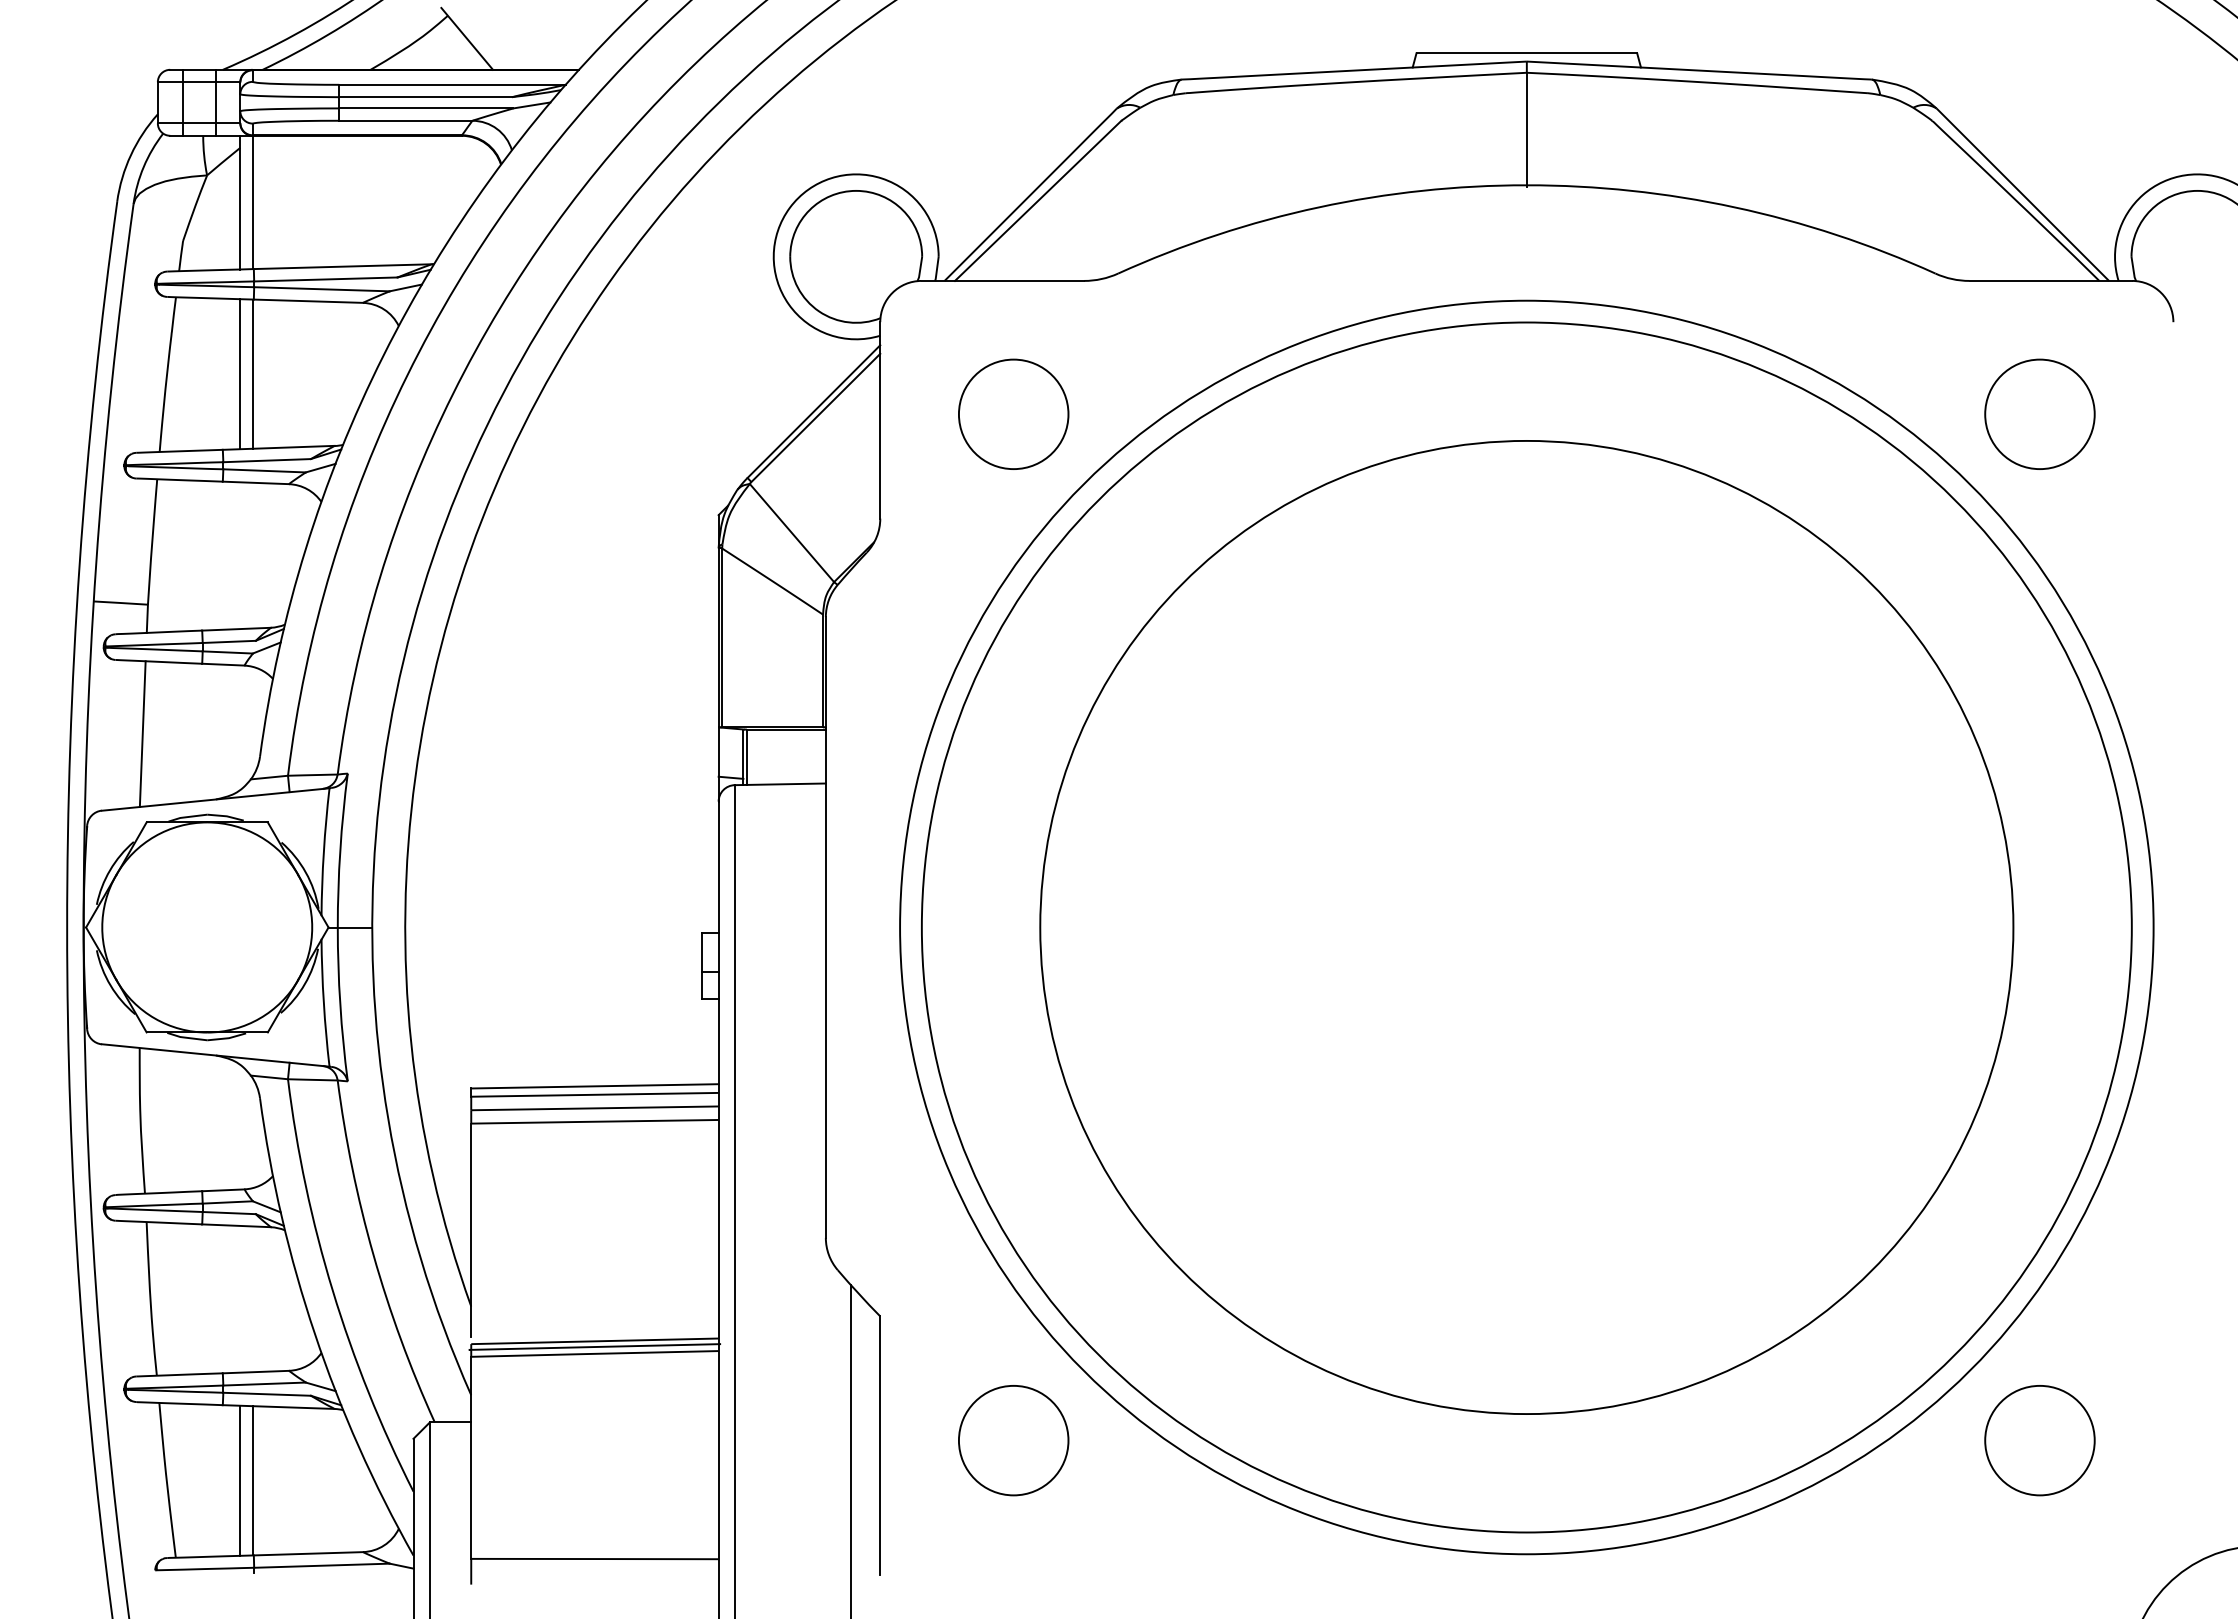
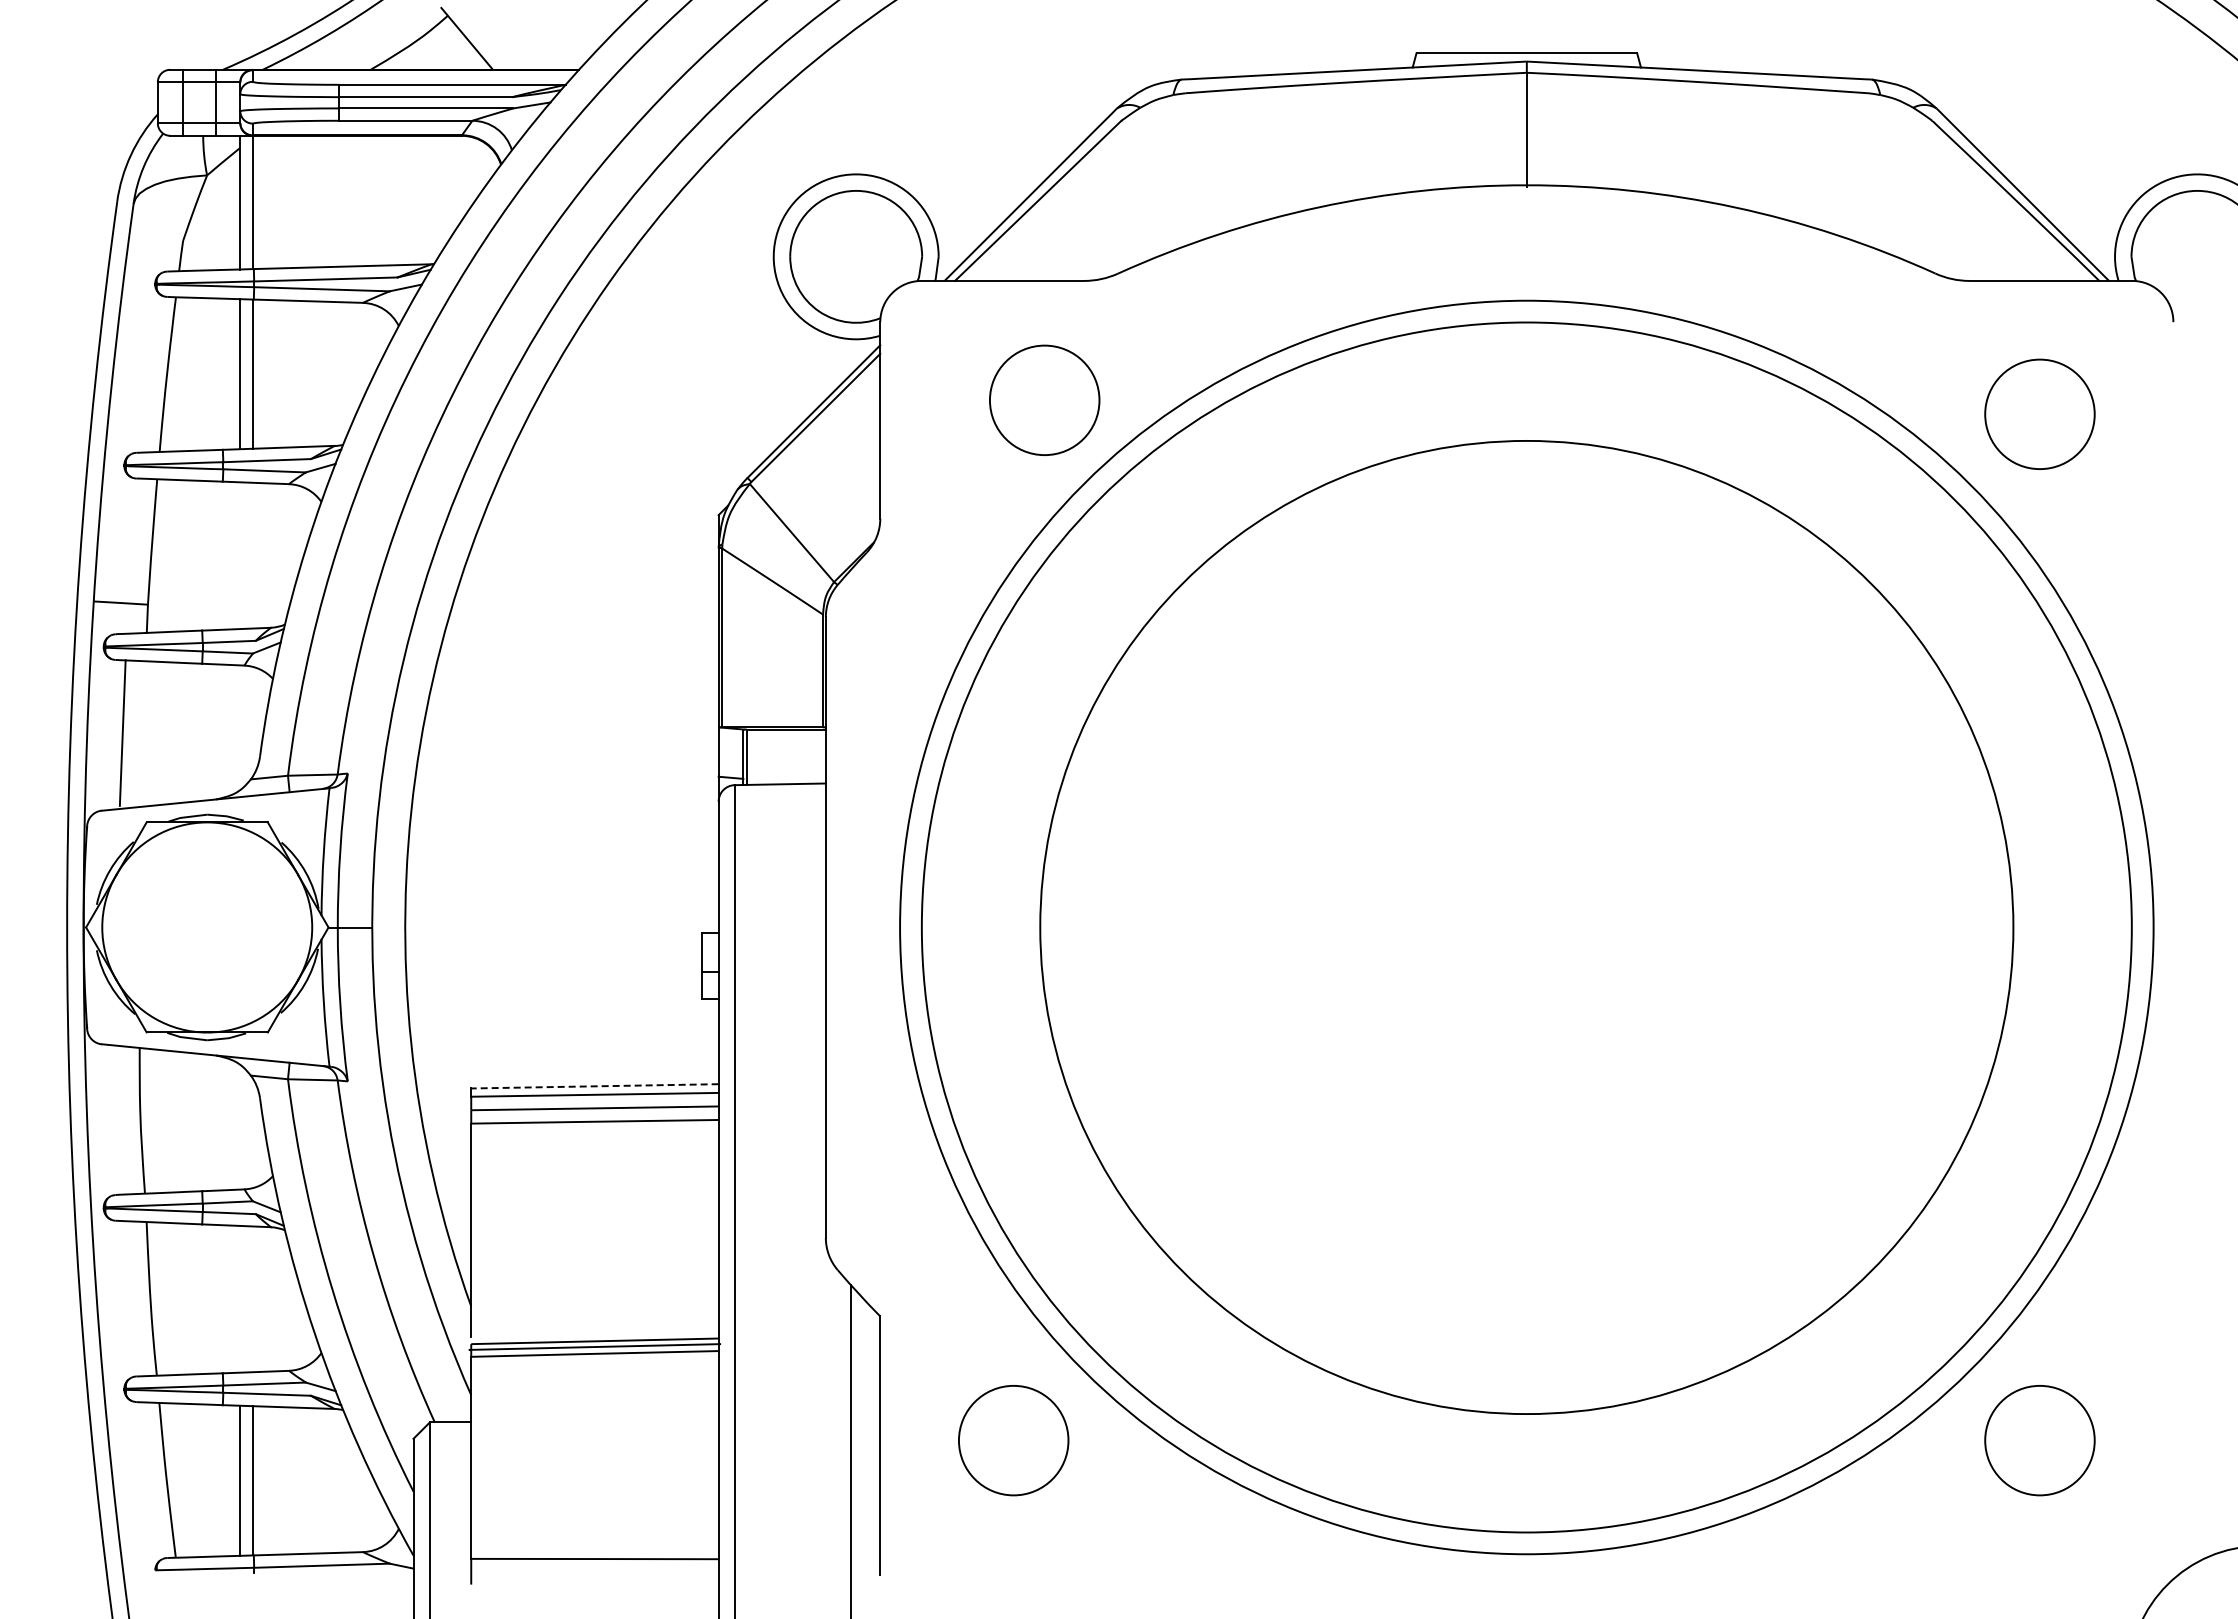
circle position: (1013, 413) -> (1044, 399) (1044, 399)
line position: (142, 733) -> (122, 732) (122, 732)
line: solid -> dashed (594, 1086)
